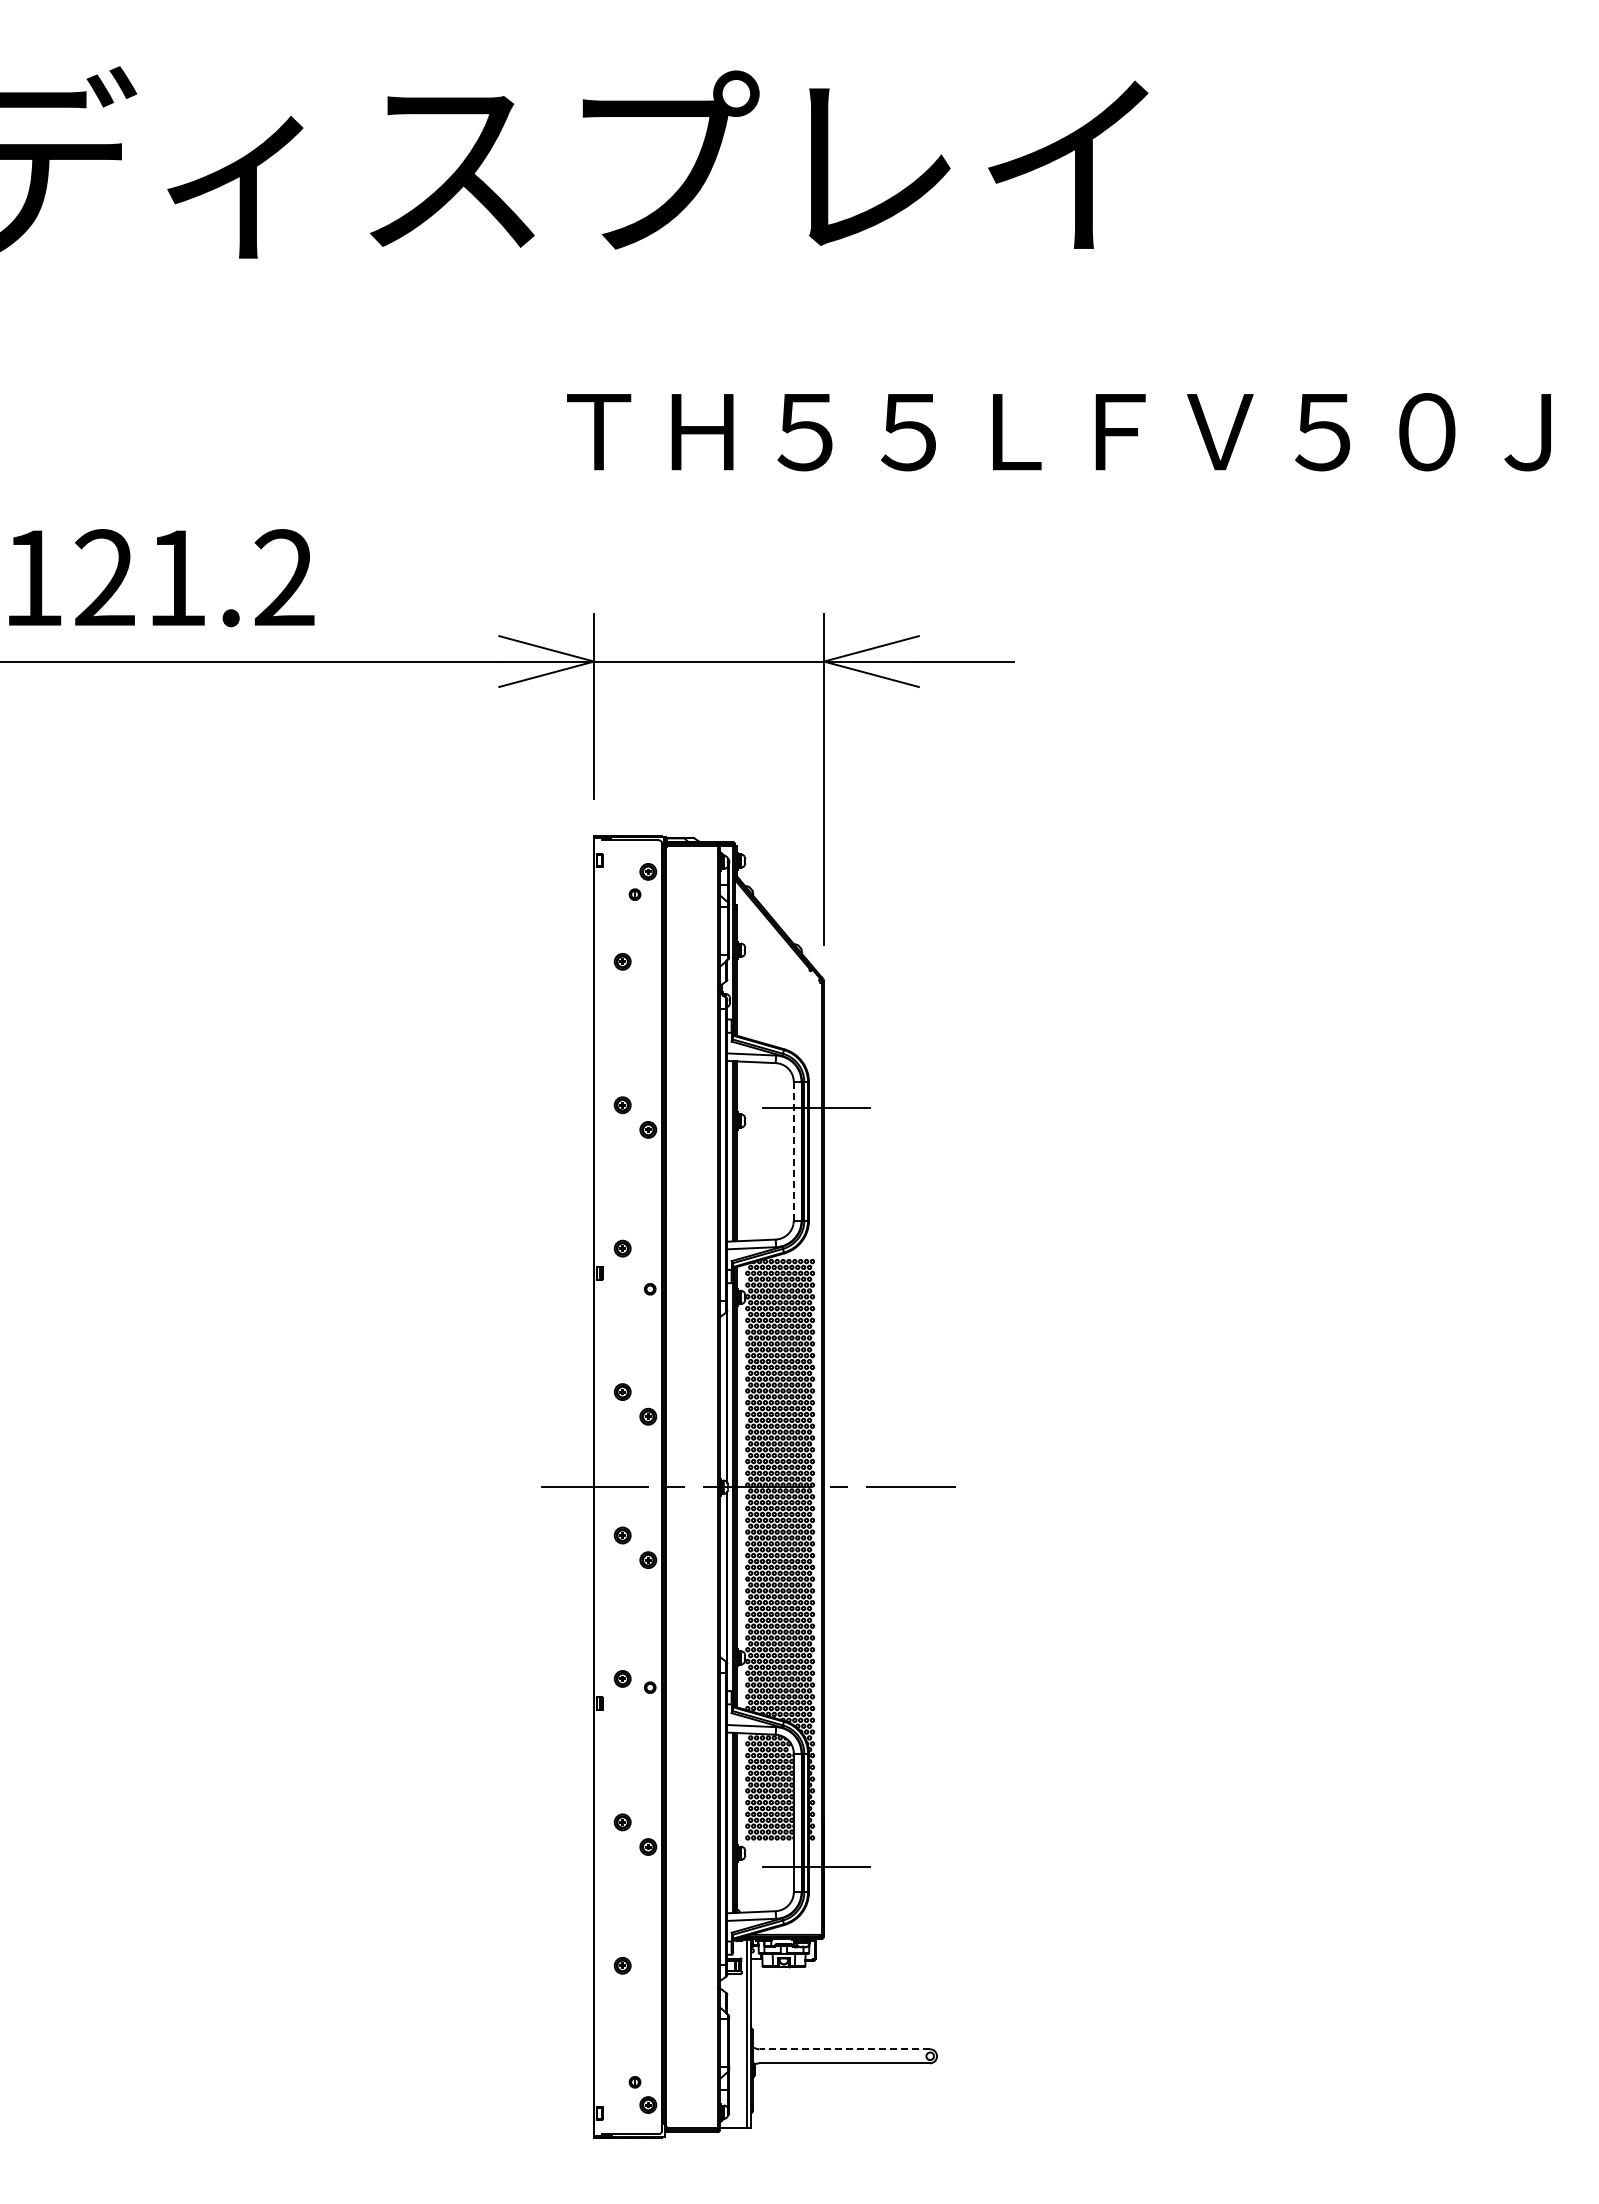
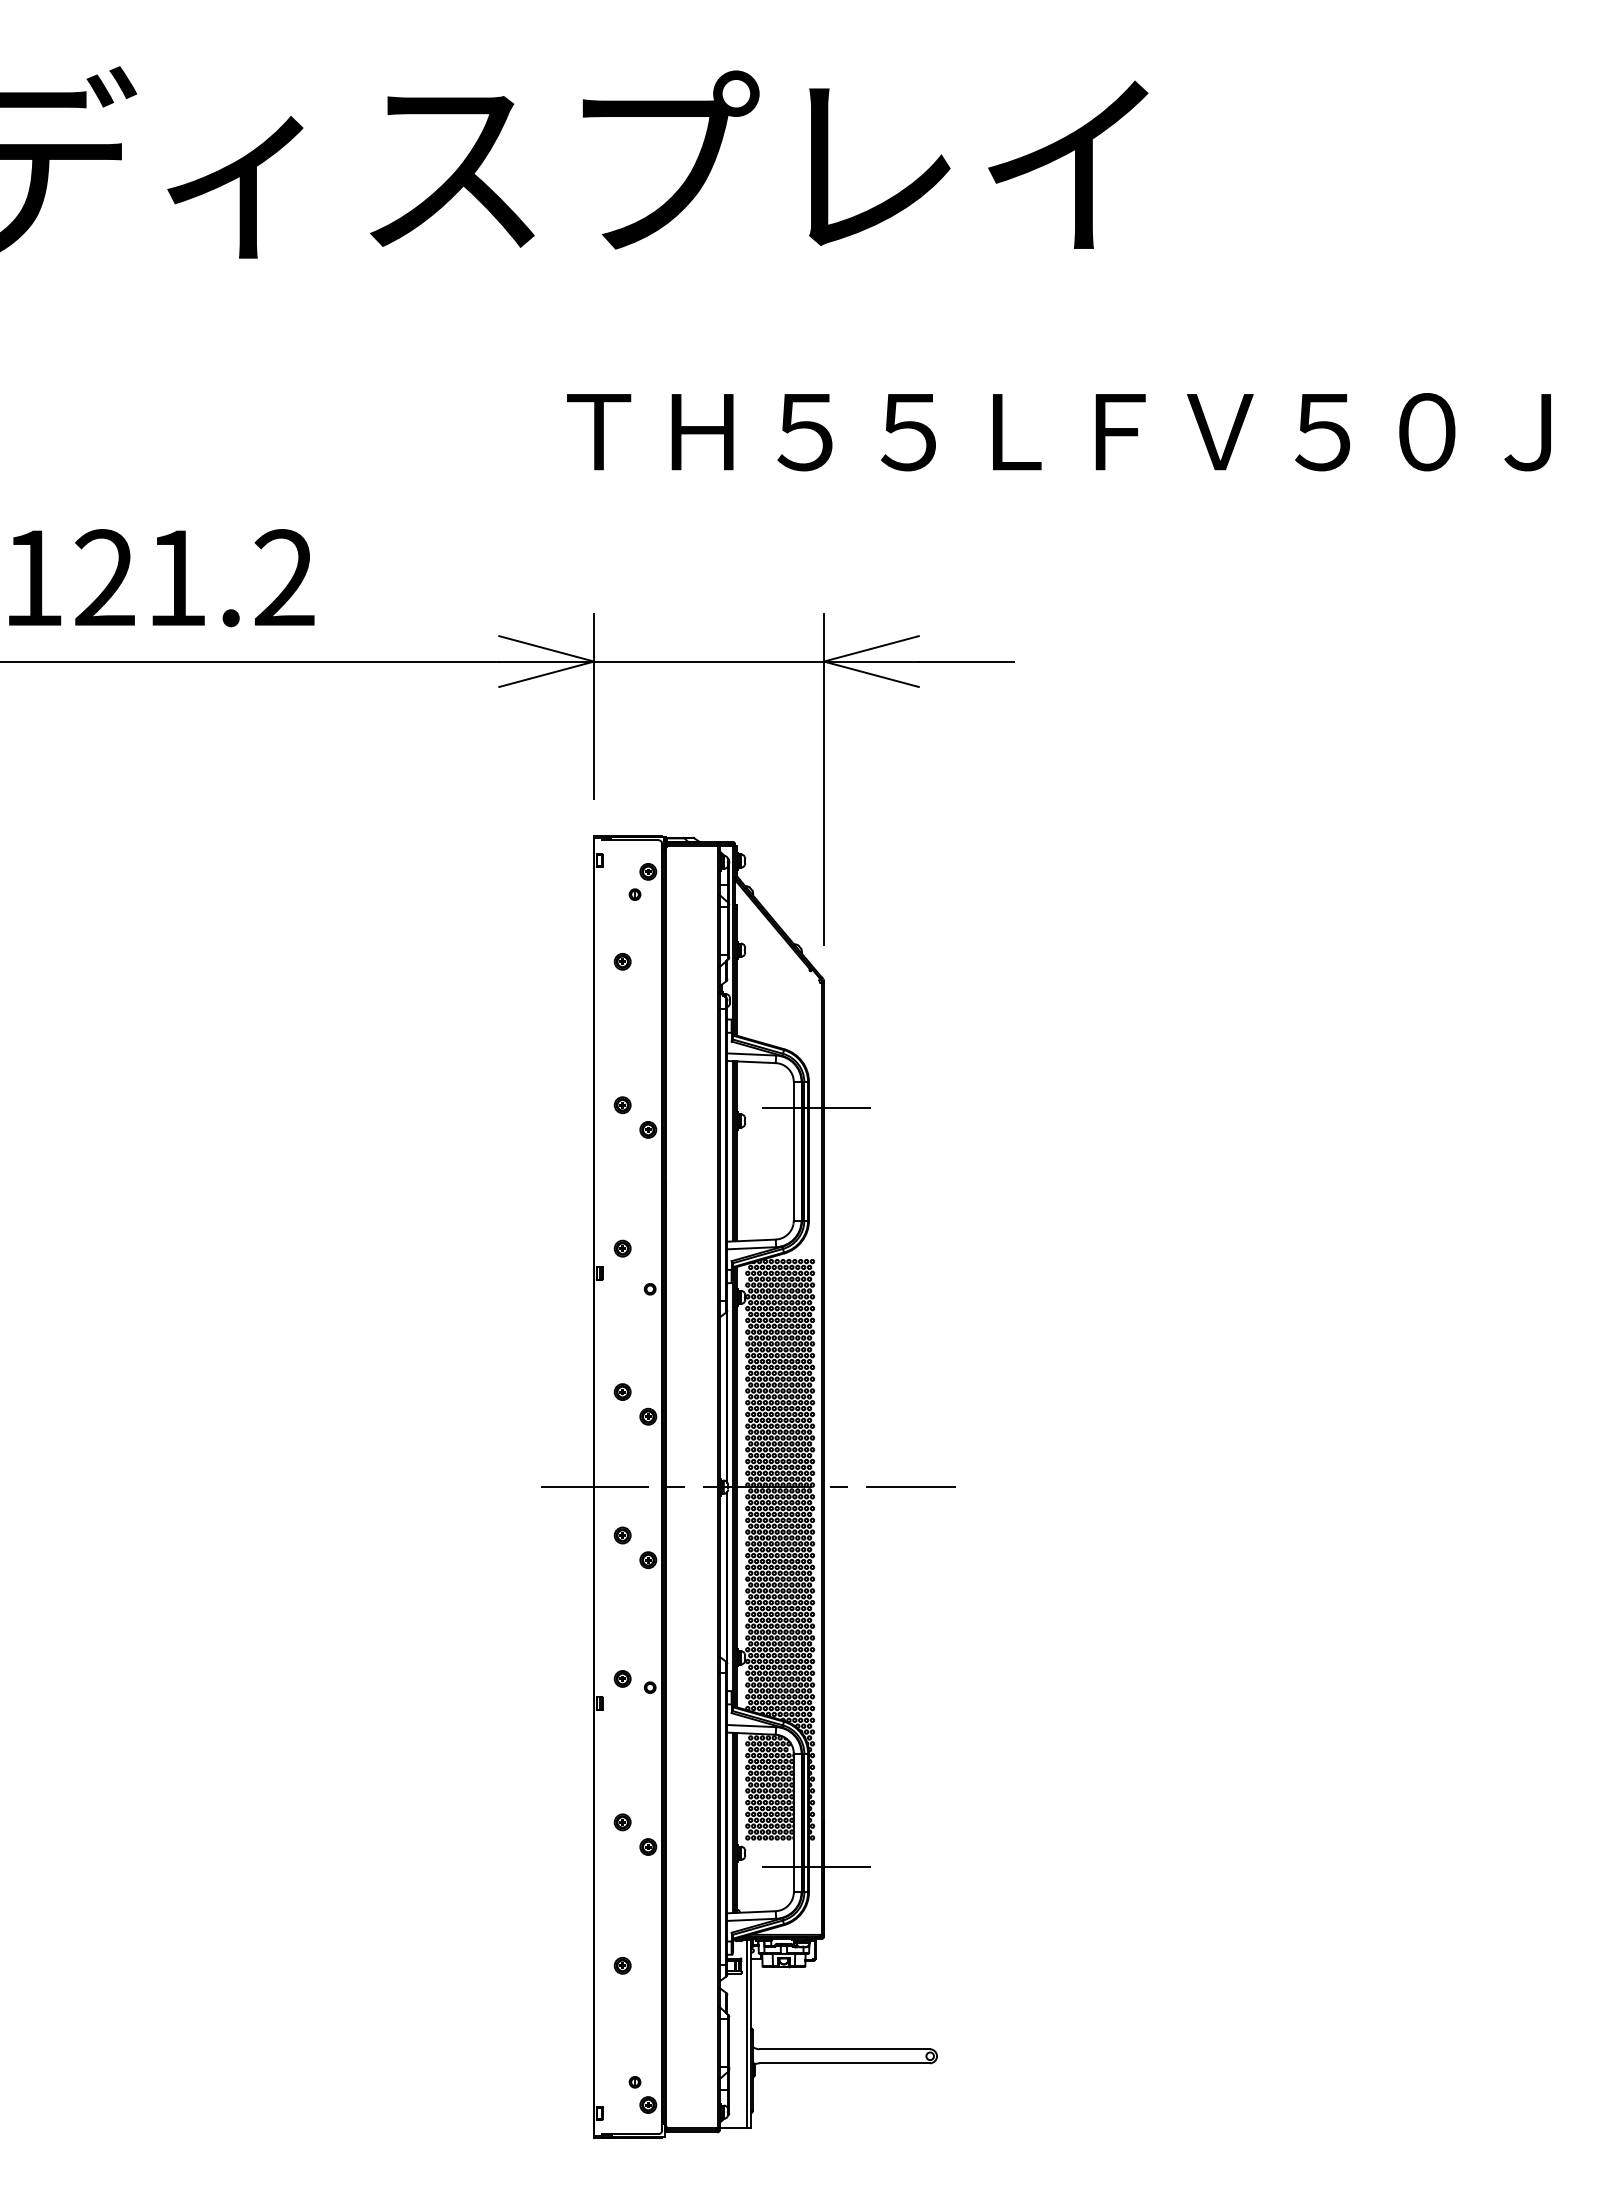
line: dashed -> solid (793, 1151)
line: dashed -> solid (844, 2049)
